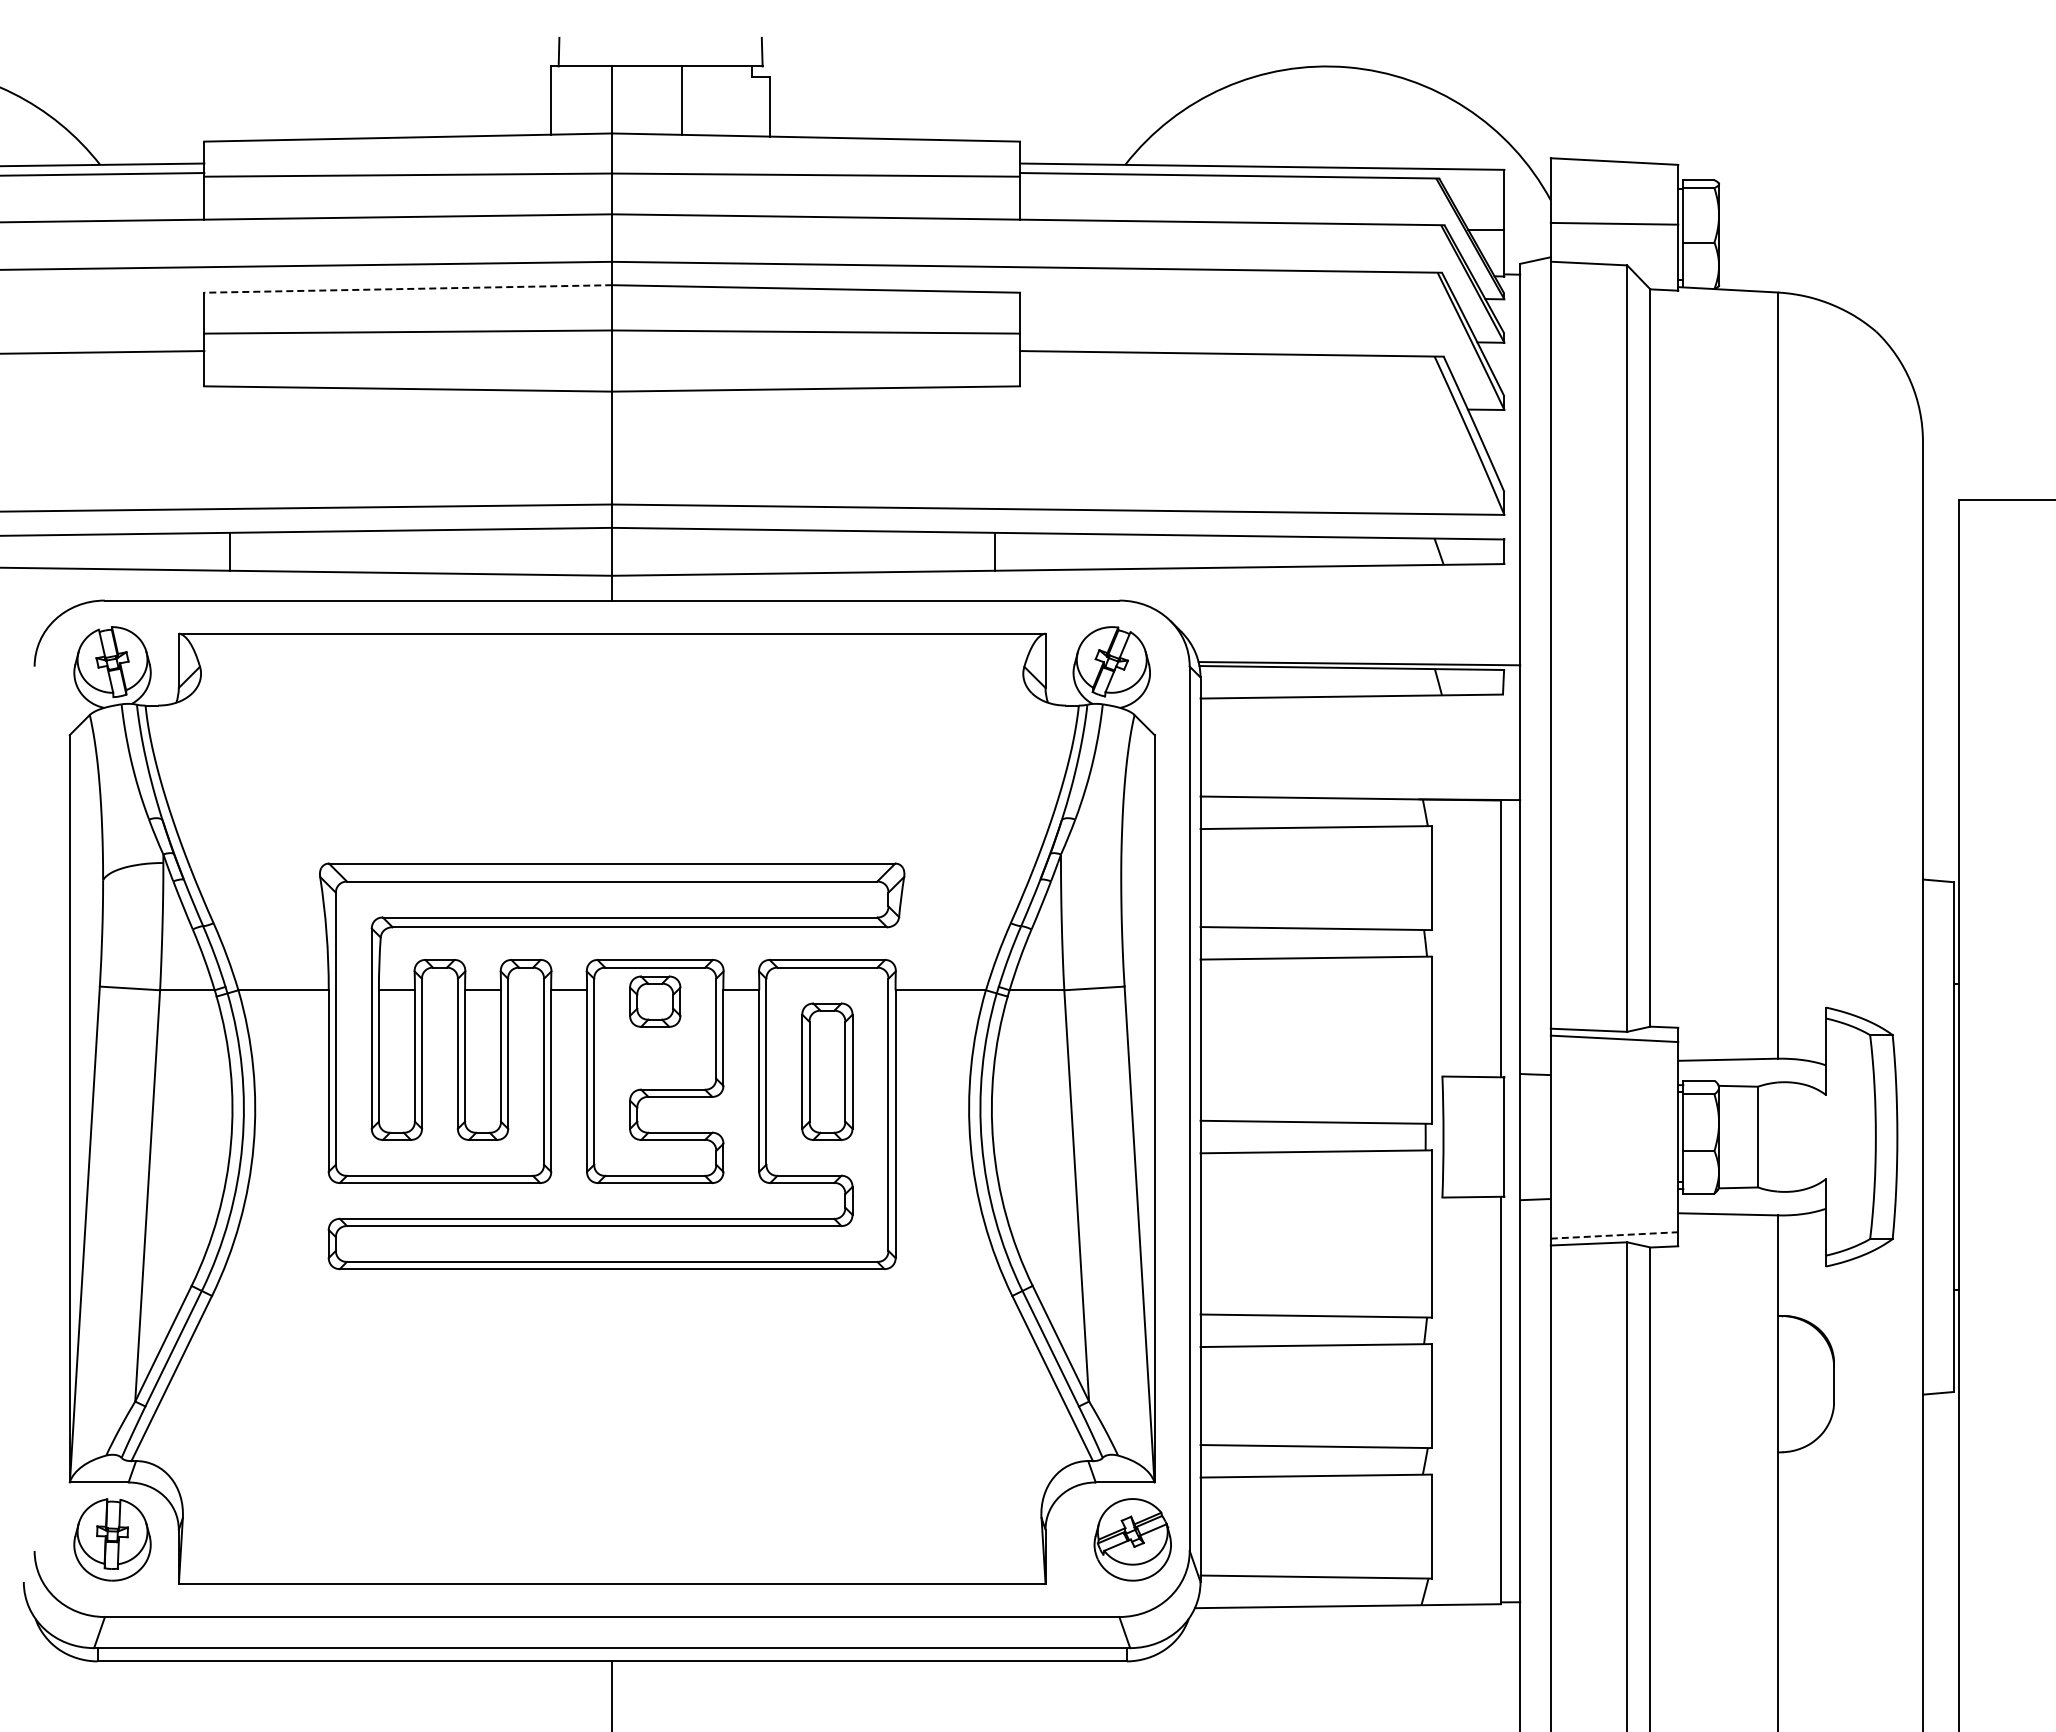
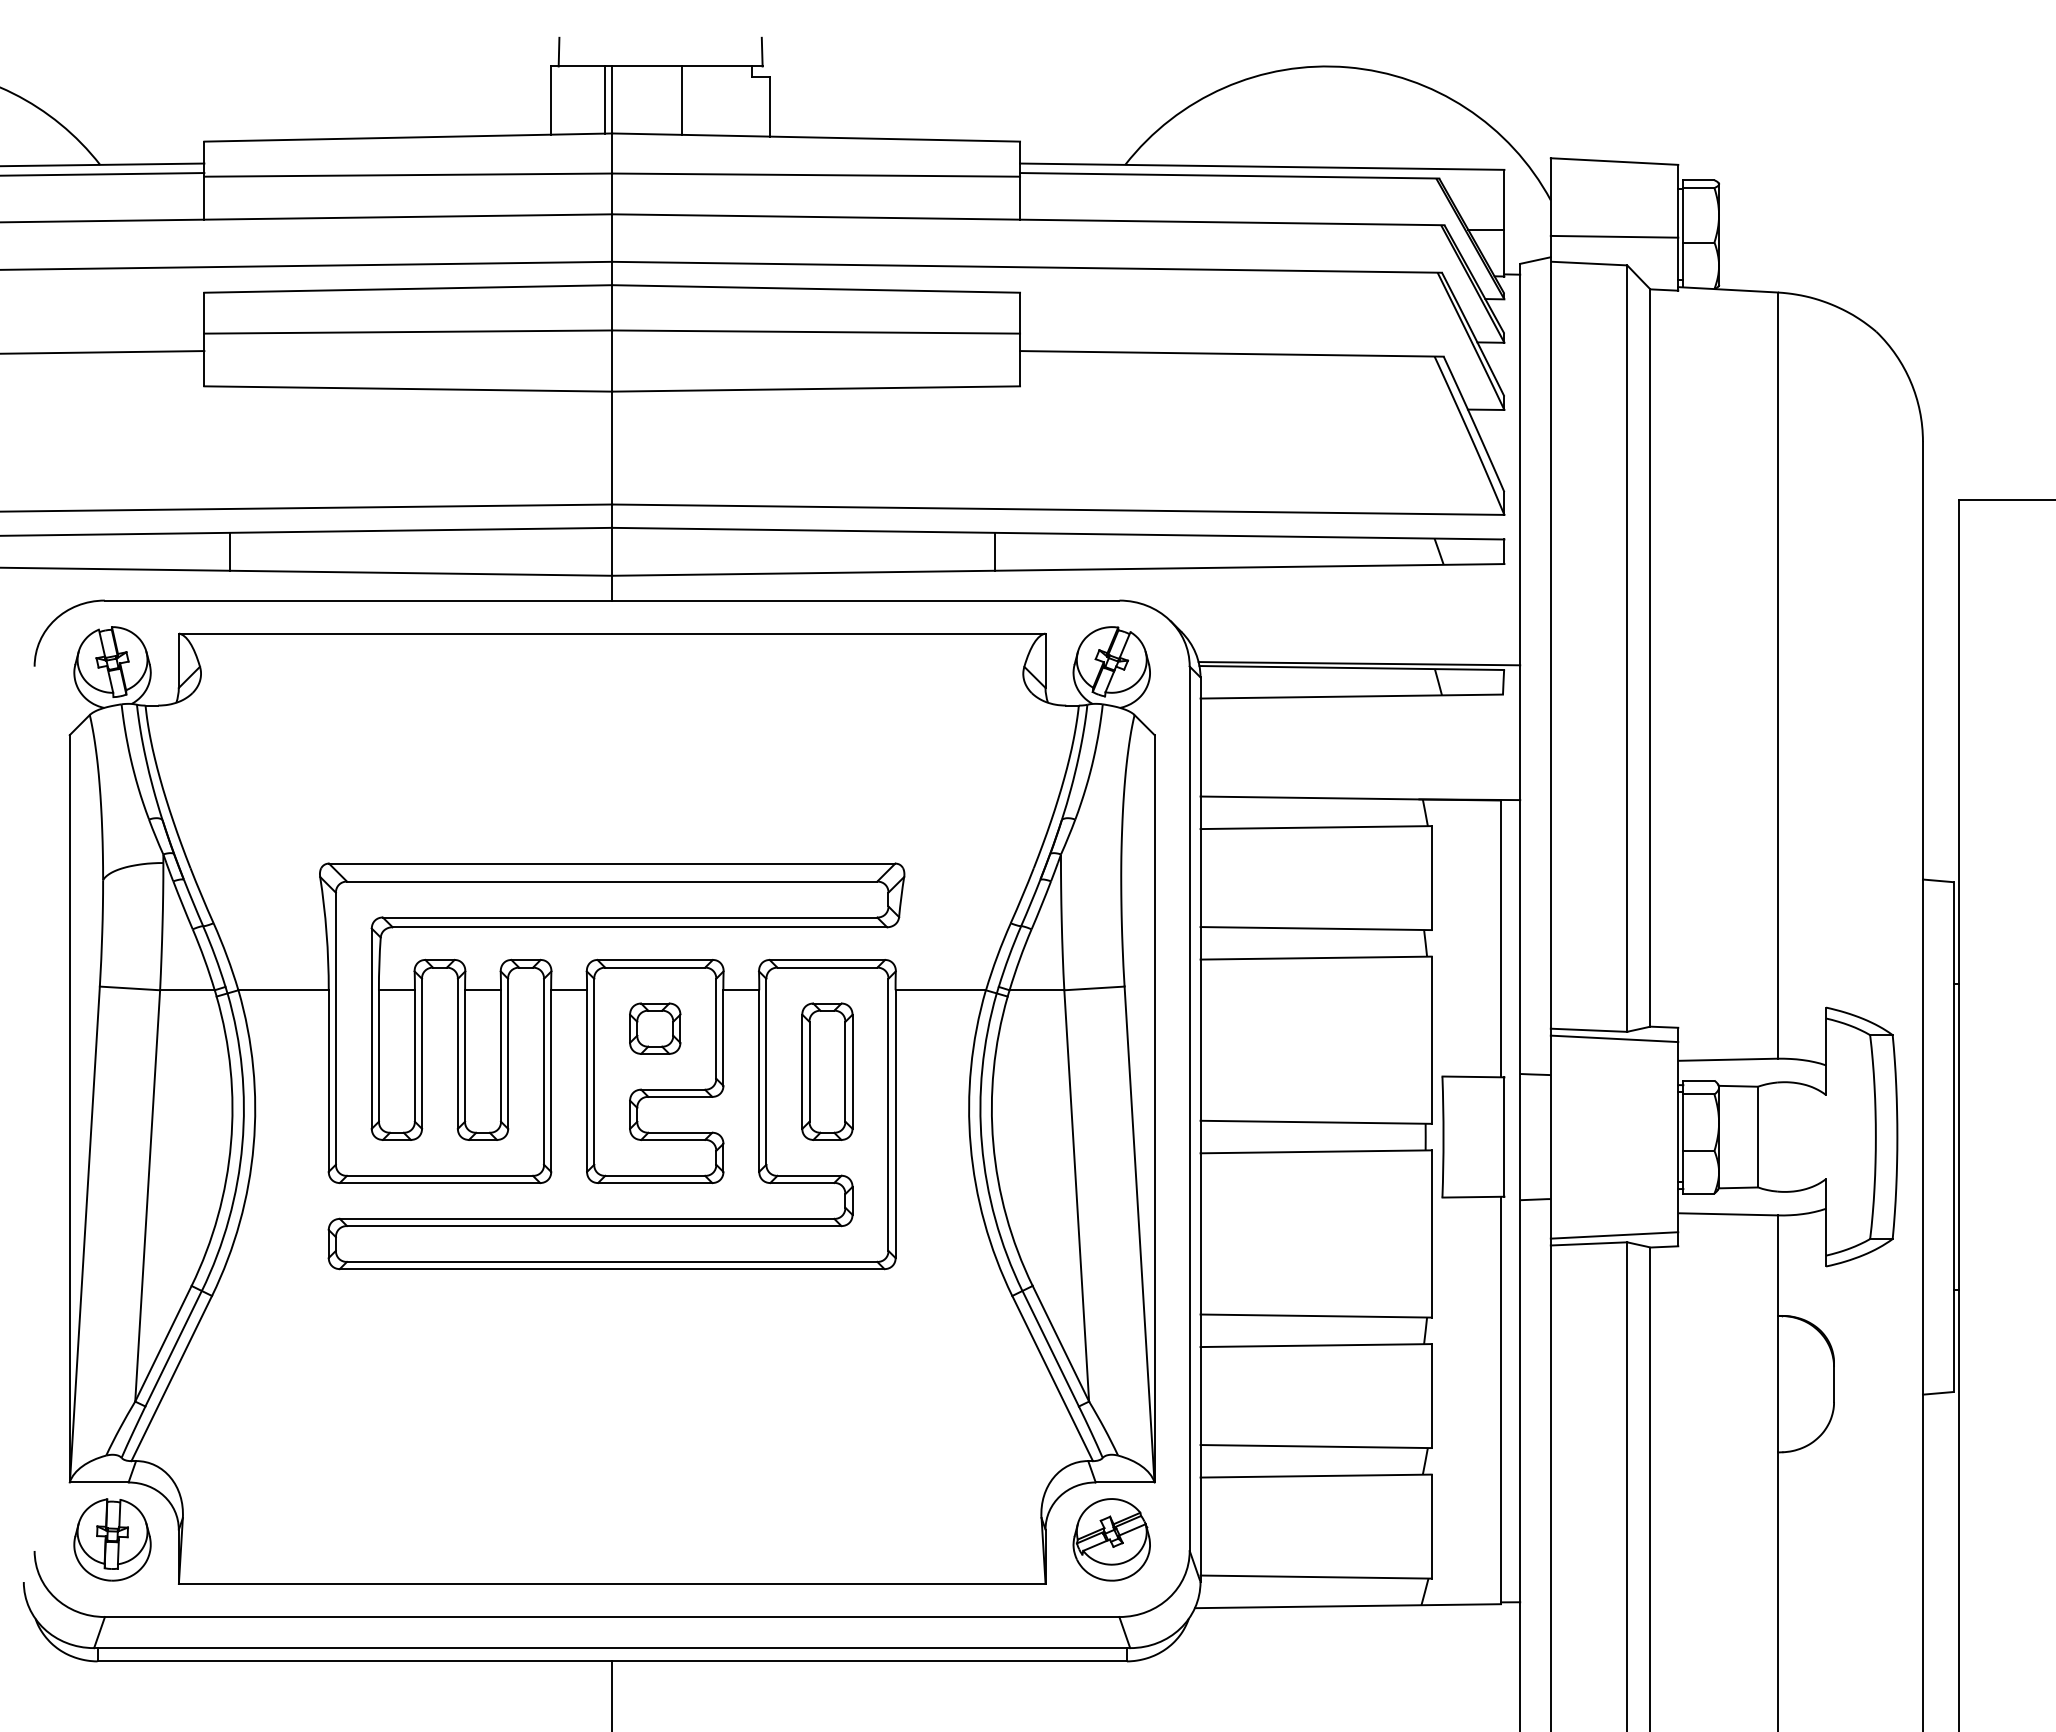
line: none -> present (605, 99)
line position: (1614, 223) -> (1614, 236) (1614, 236)
line: dashed -> solid (408, 288)
part position: (655, 1001) -> (655, 1028) (655, 1028)
line: dashed -> solid (1614, 1235)
part position: (1132, 1539) -> (1111, 1539) (1111, 1539)
